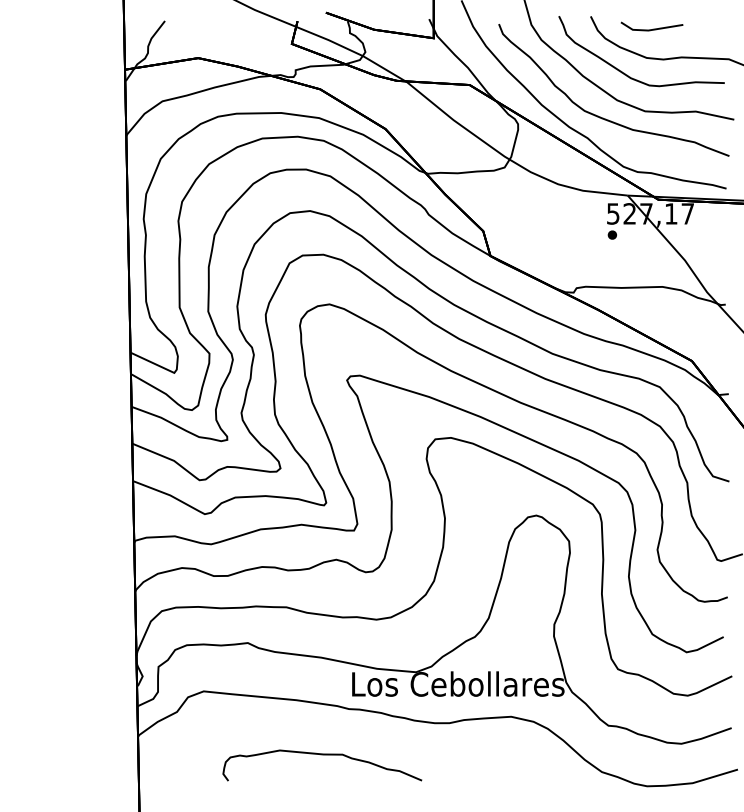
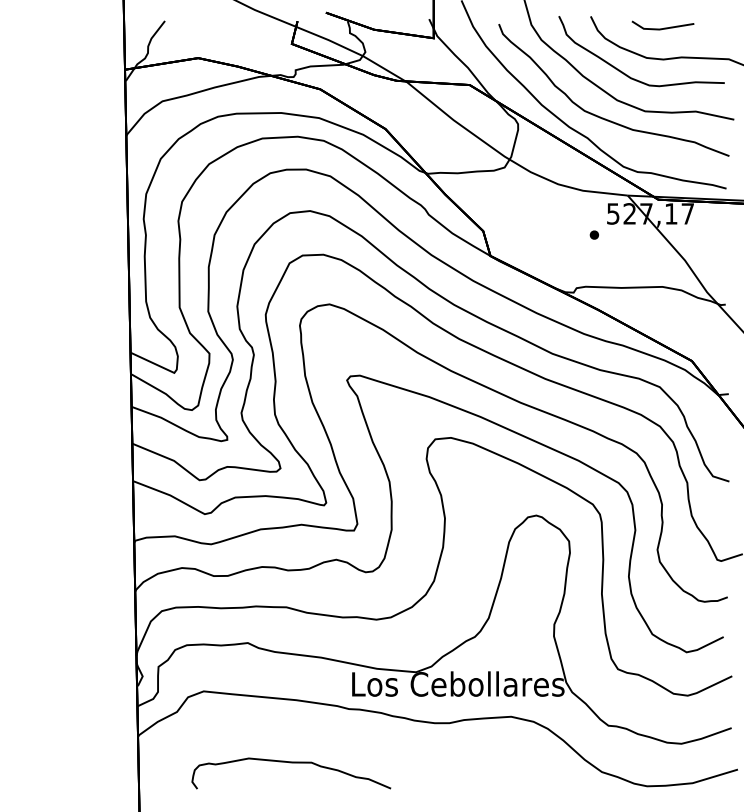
line position: (653, 28) -> (664, 27) (664, 27)
part position: (611, 234) -> (593, 234) (593, 234)
curve position: (322, 755) -> (291, 763) (291, 763)
